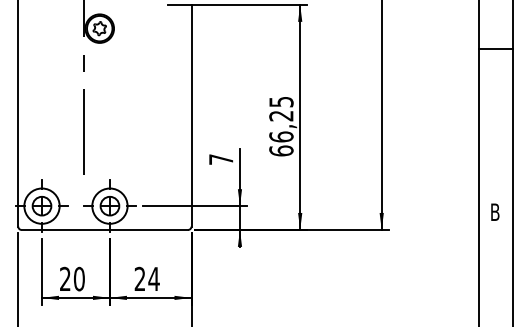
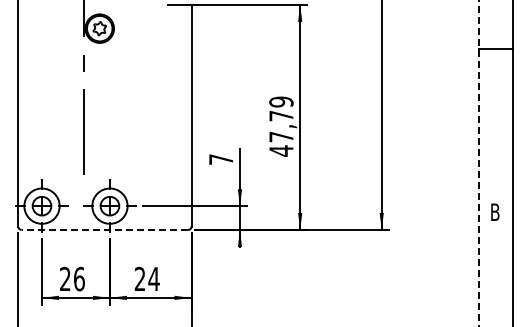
text: 66,25 -> 47,79 (281, 126)
line: solid -> dashed (479, 163)
line: solid -> dashed (104, 229)
text: 20 -> 26 (79, 278)
